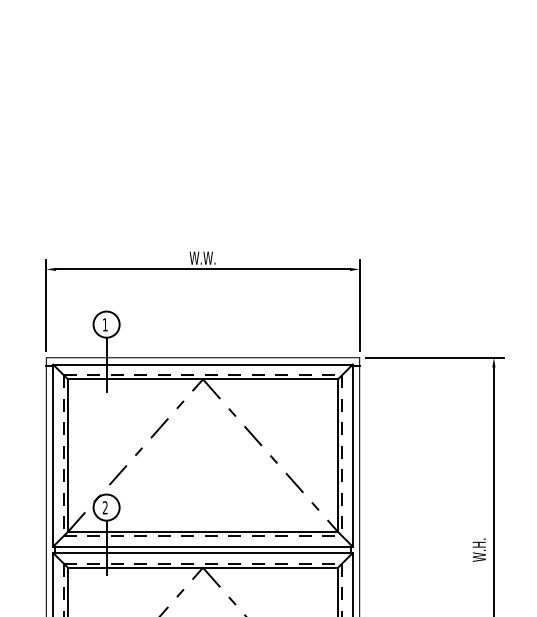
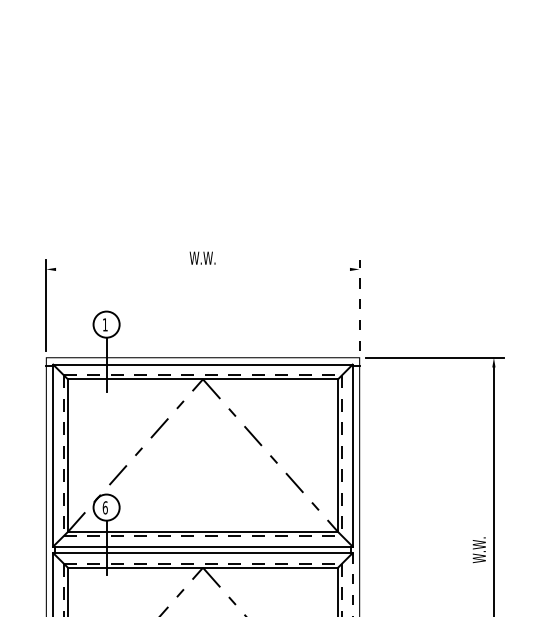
line: present -> none (202, 269)
line: solid -> dashed (359, 305)
text: 2 -> 6 (104, 507)
text: W.H. -> W.W. (478, 550)
line: solid -> dashed (352, 585)
